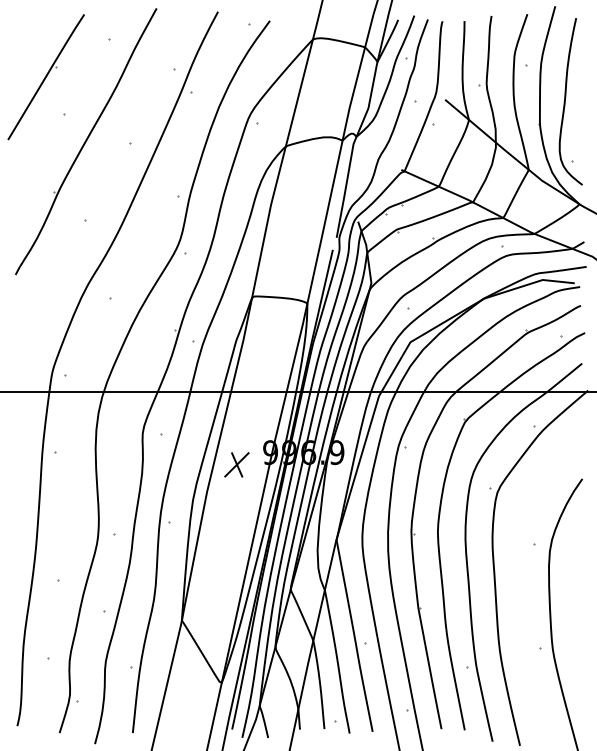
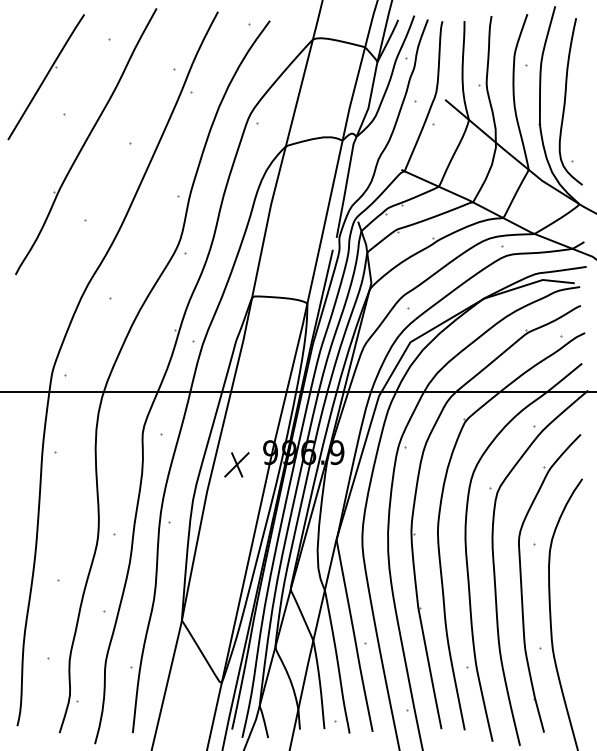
part: none -> present (522, 583)
